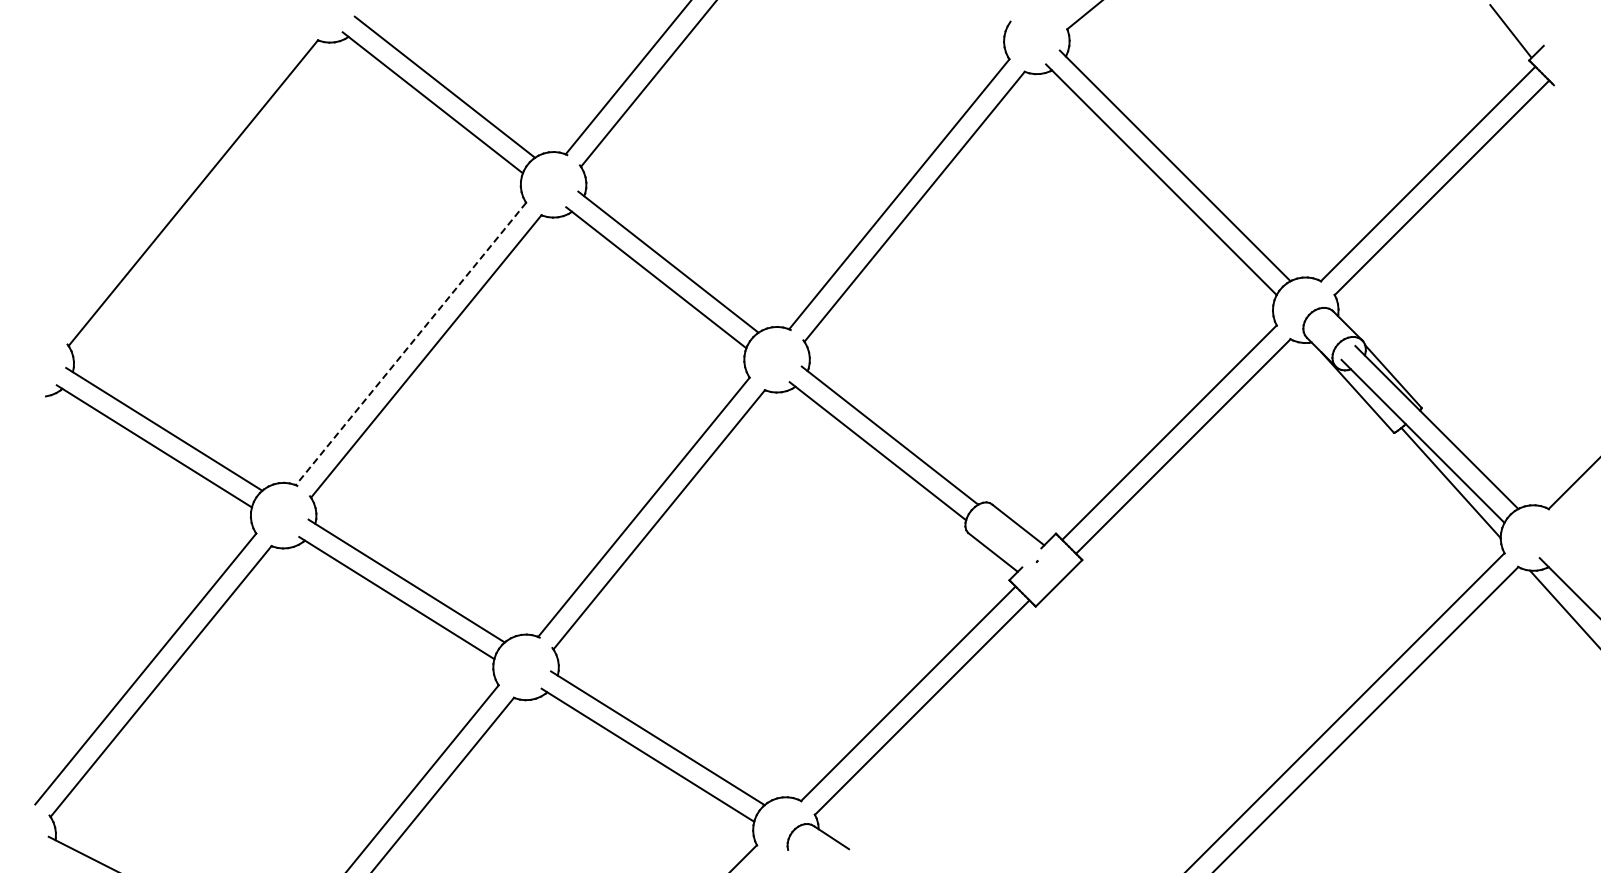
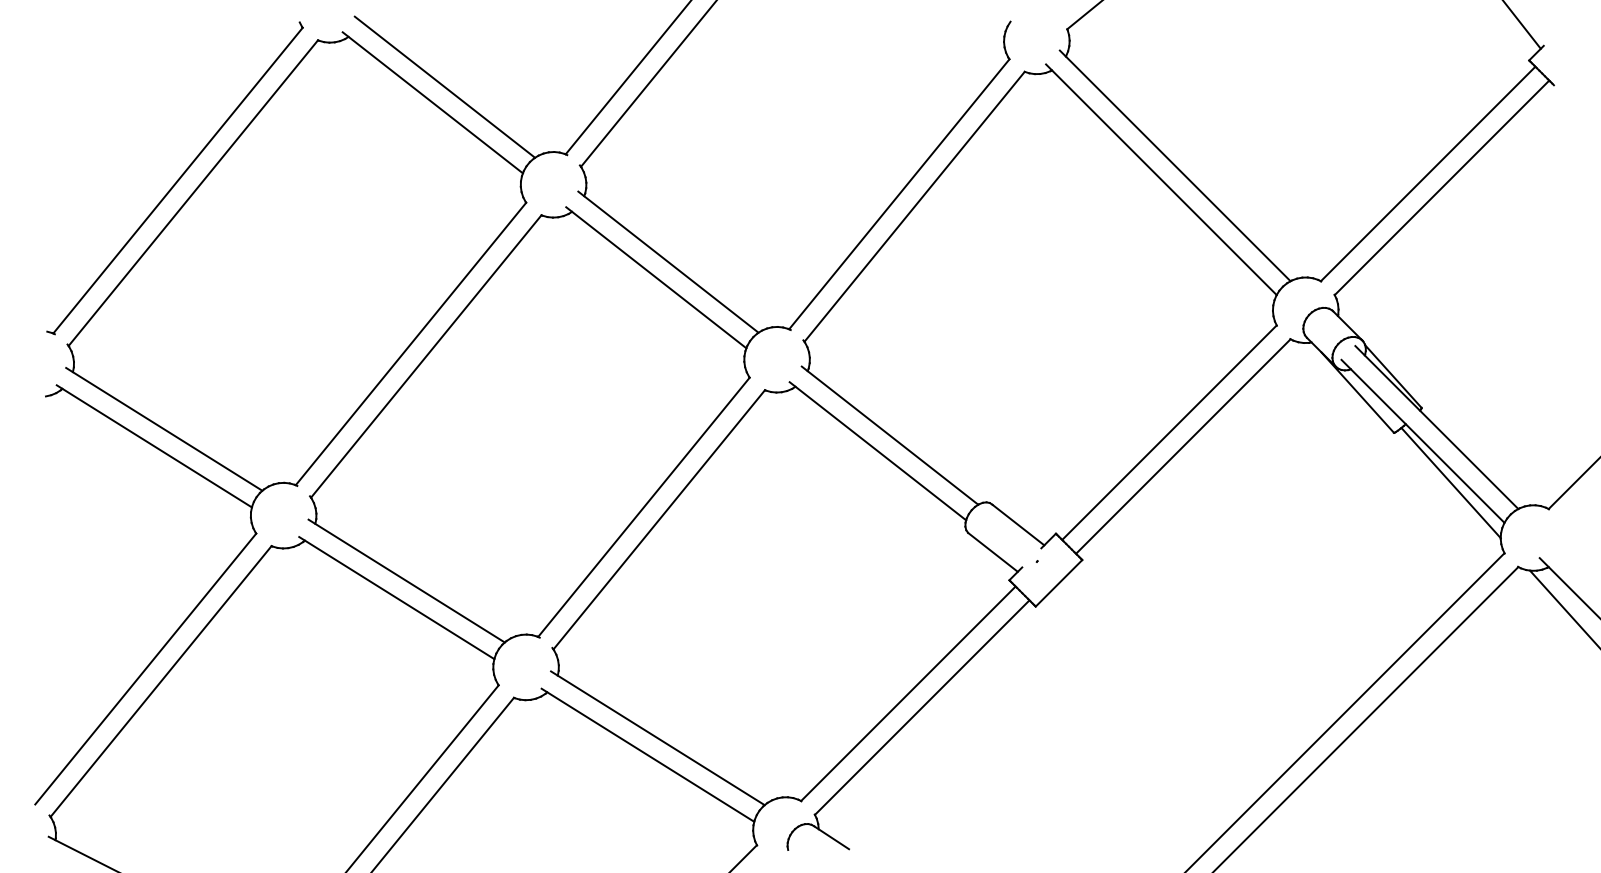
line position: (1510, 30) -> (1522, 25) (1522, 25)
part: none -> present (174, 178)
line: dashed -> solid (410, 344)
